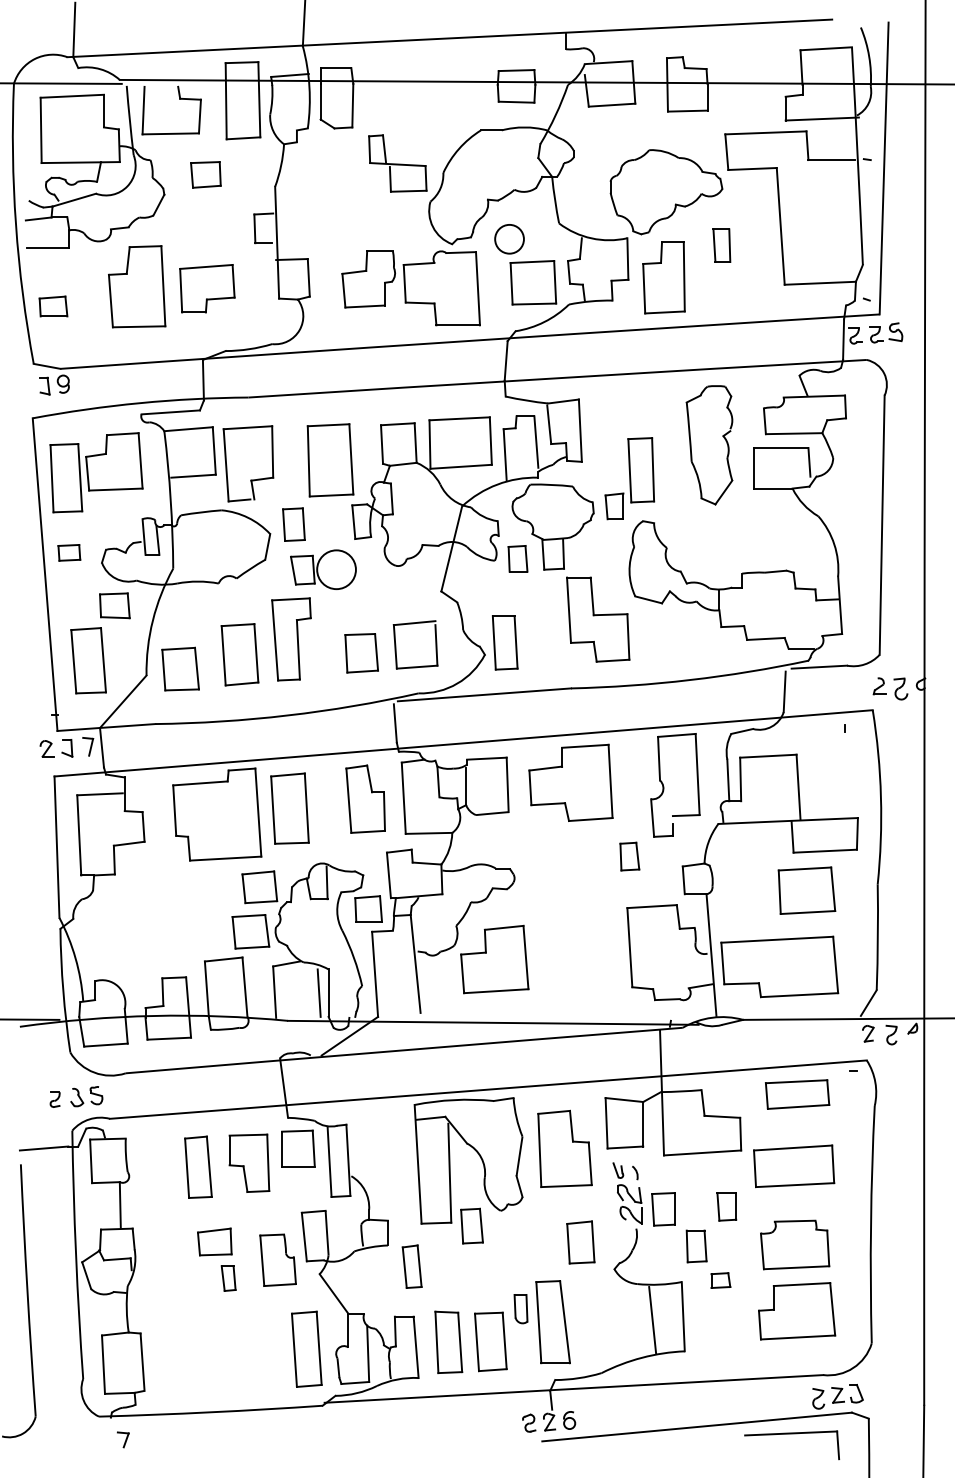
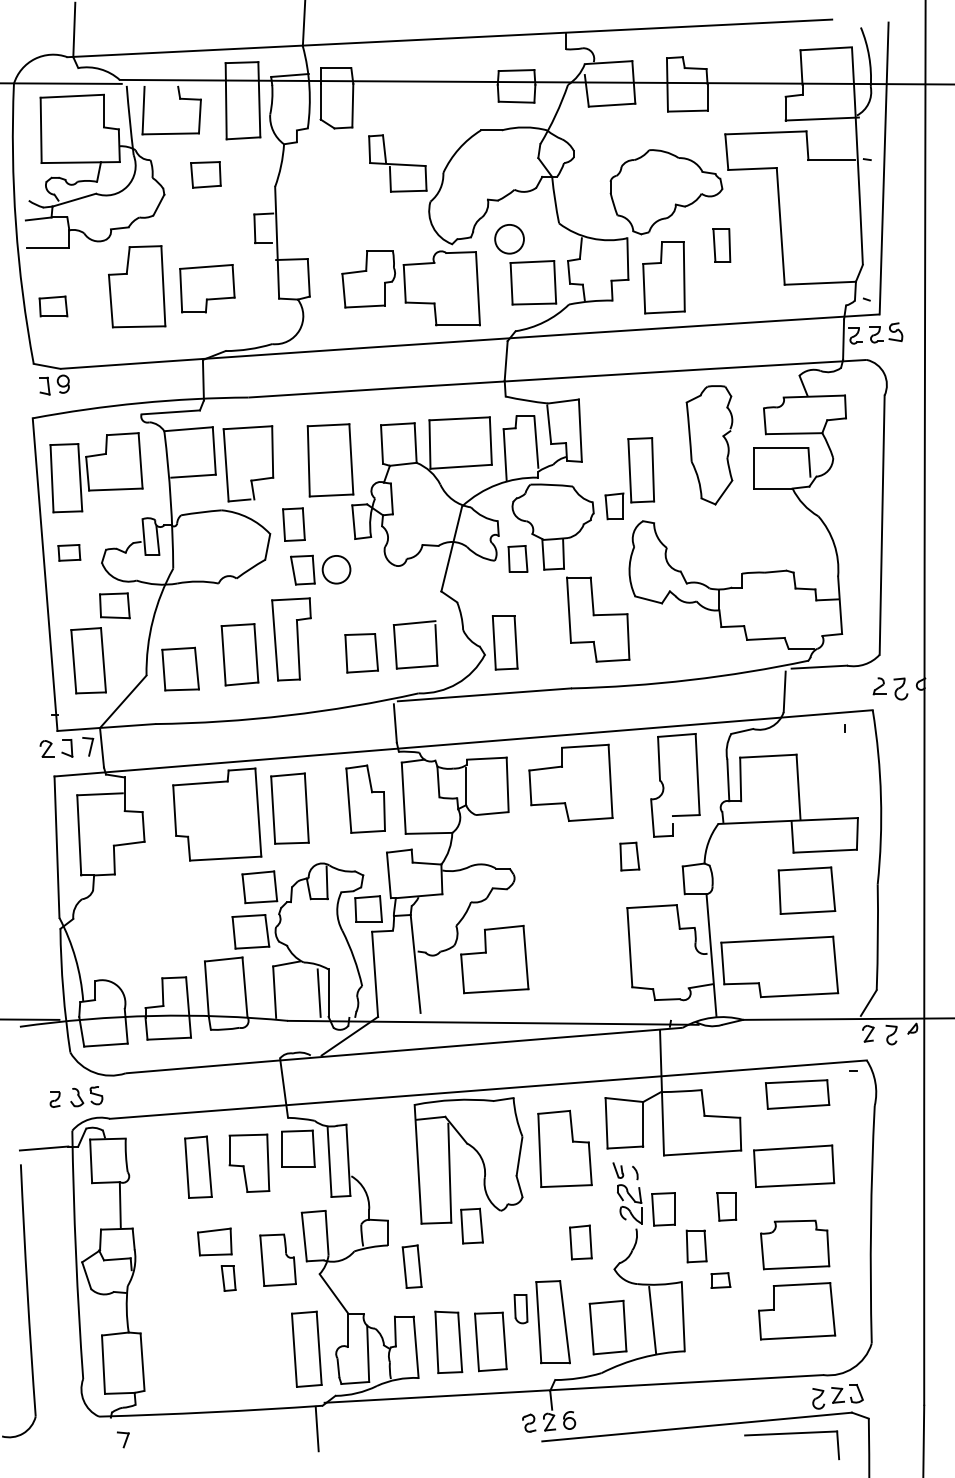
circle diameter: 39 px -> 28 px (336, 569)
part size: 30x45 px -> 24x37 px (580, 1242)
part: none -> present (607, 1327)
line: none -> present (316, 1428)
